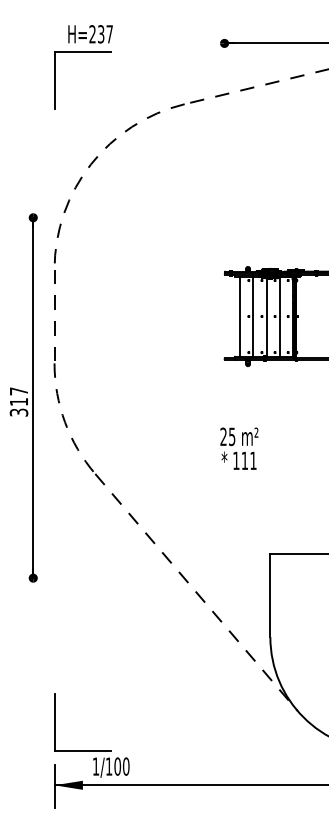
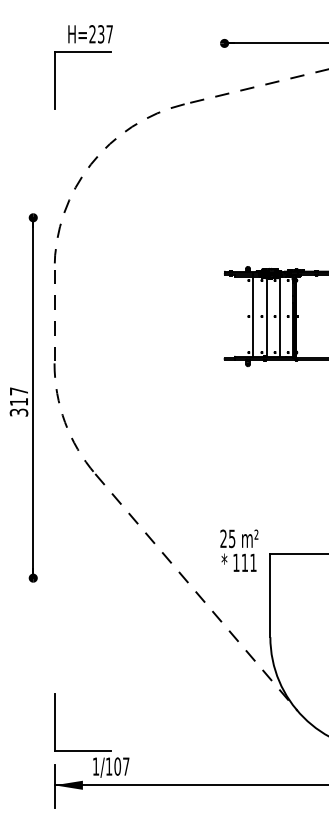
line: present -> none (240, 316)
text position: (239, 448) -> (239, 550) (239, 550)
text: 1/100 -> 1/107 (126, 766)
